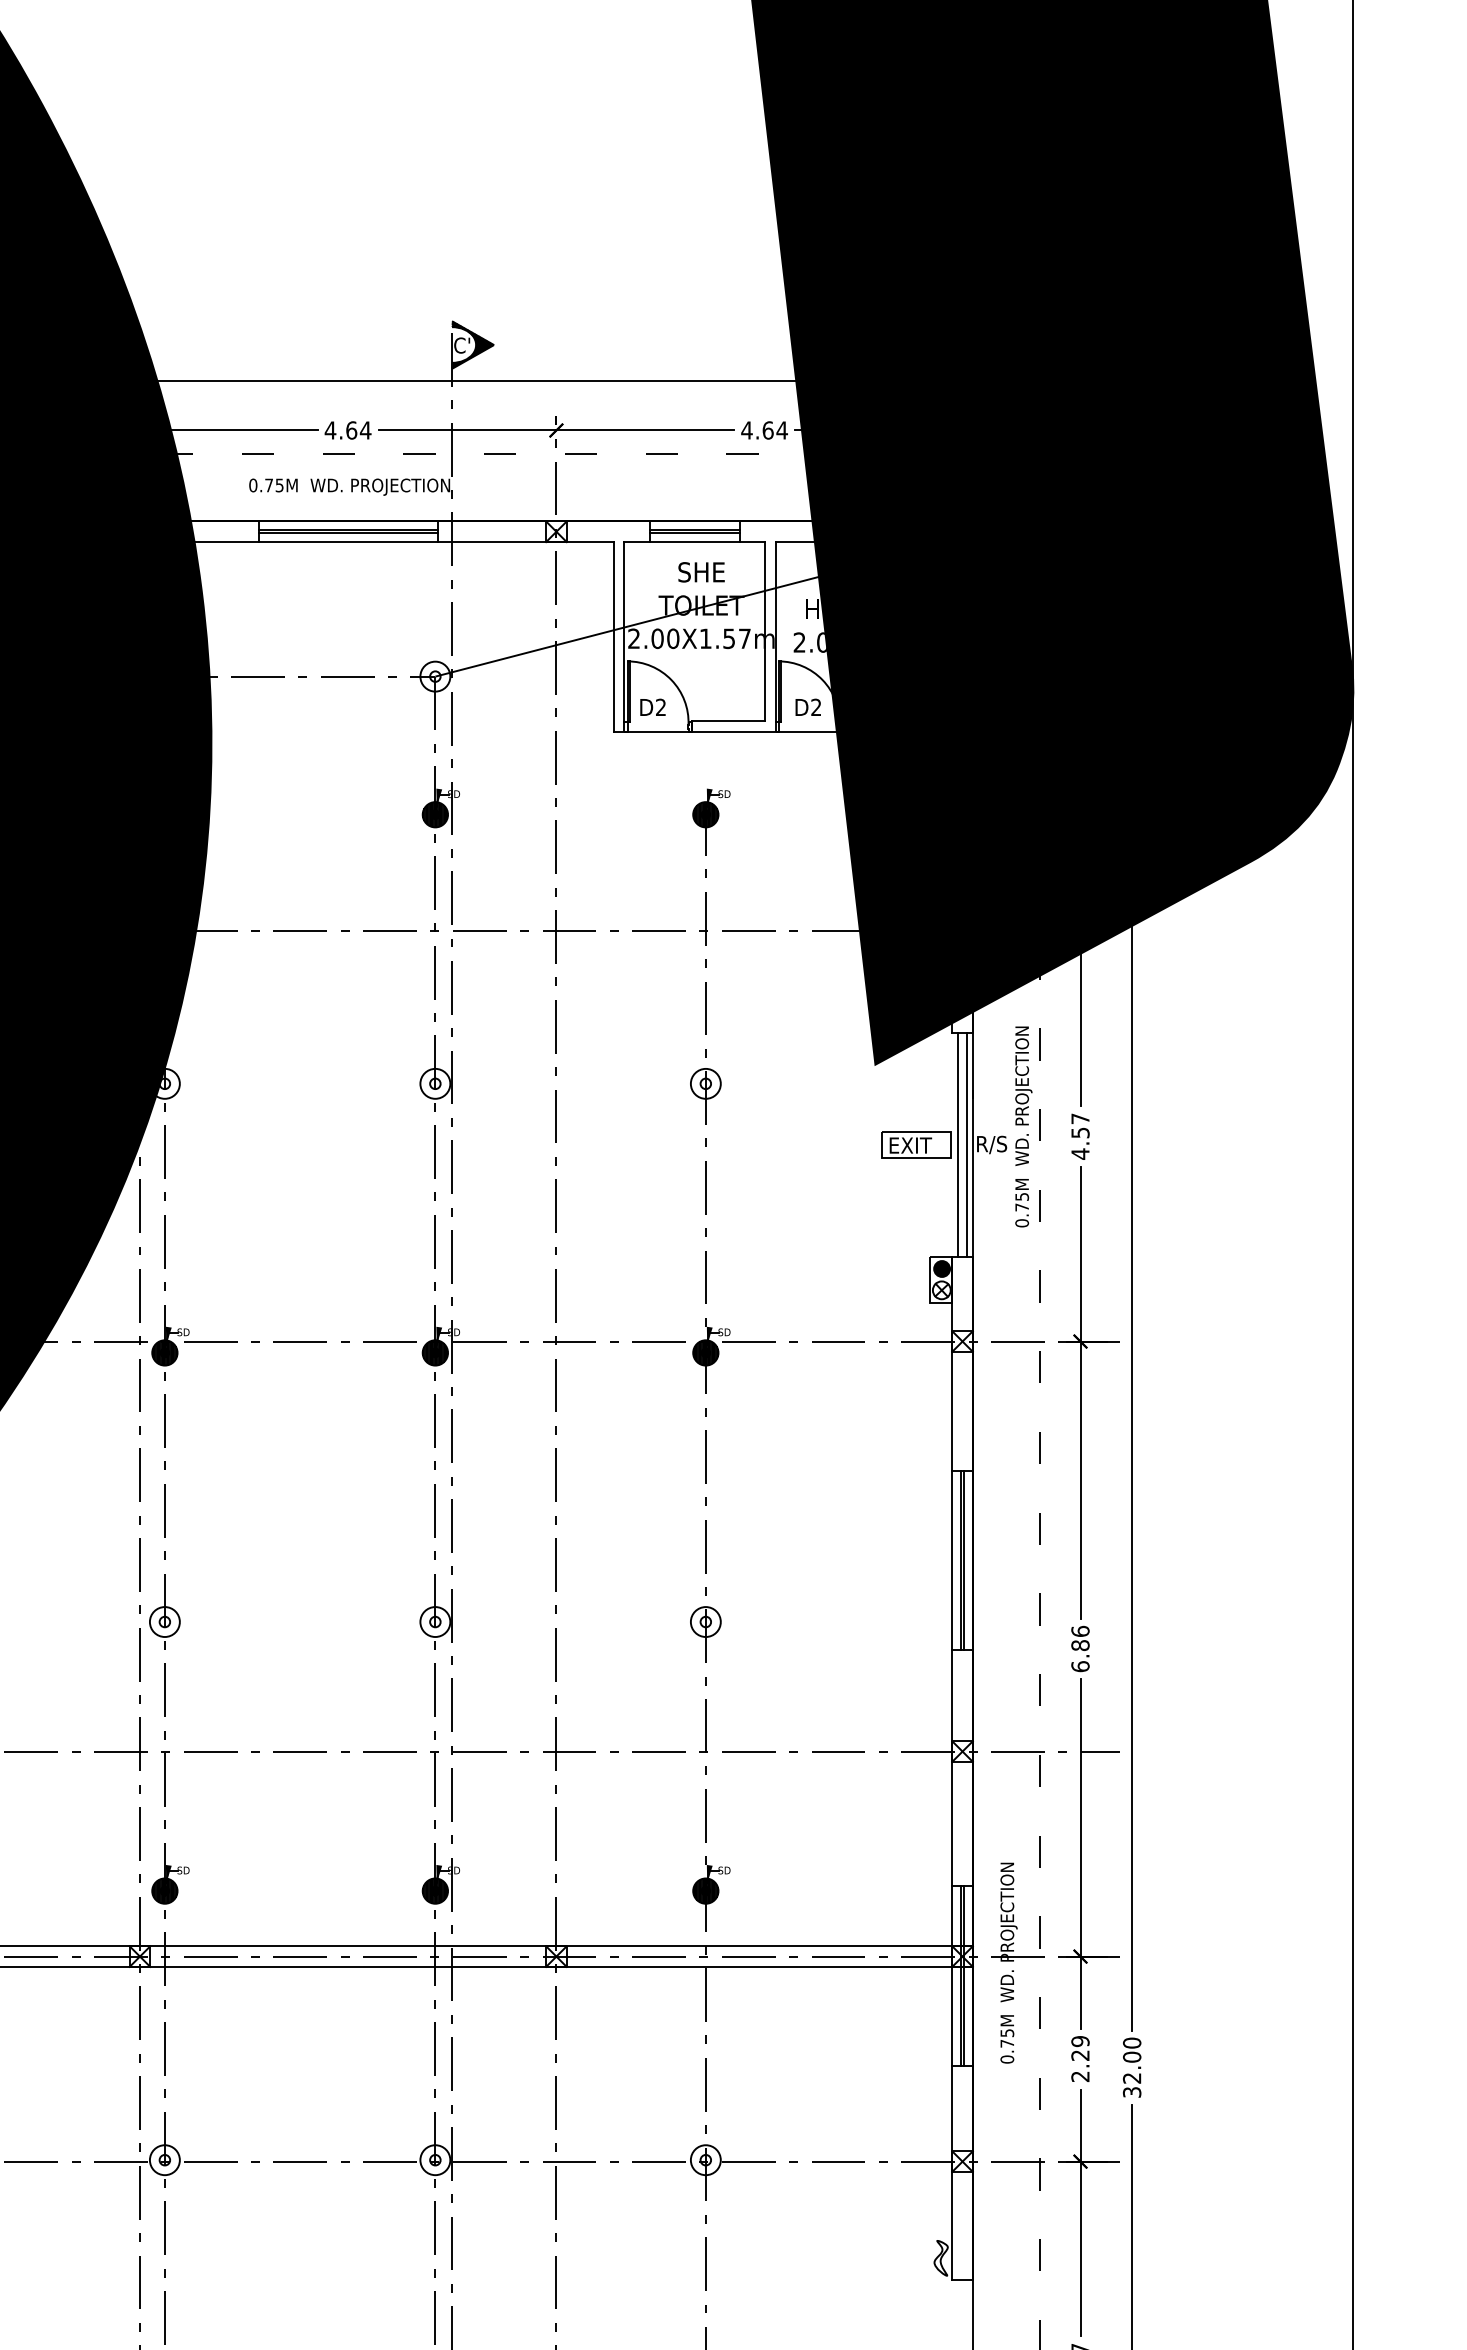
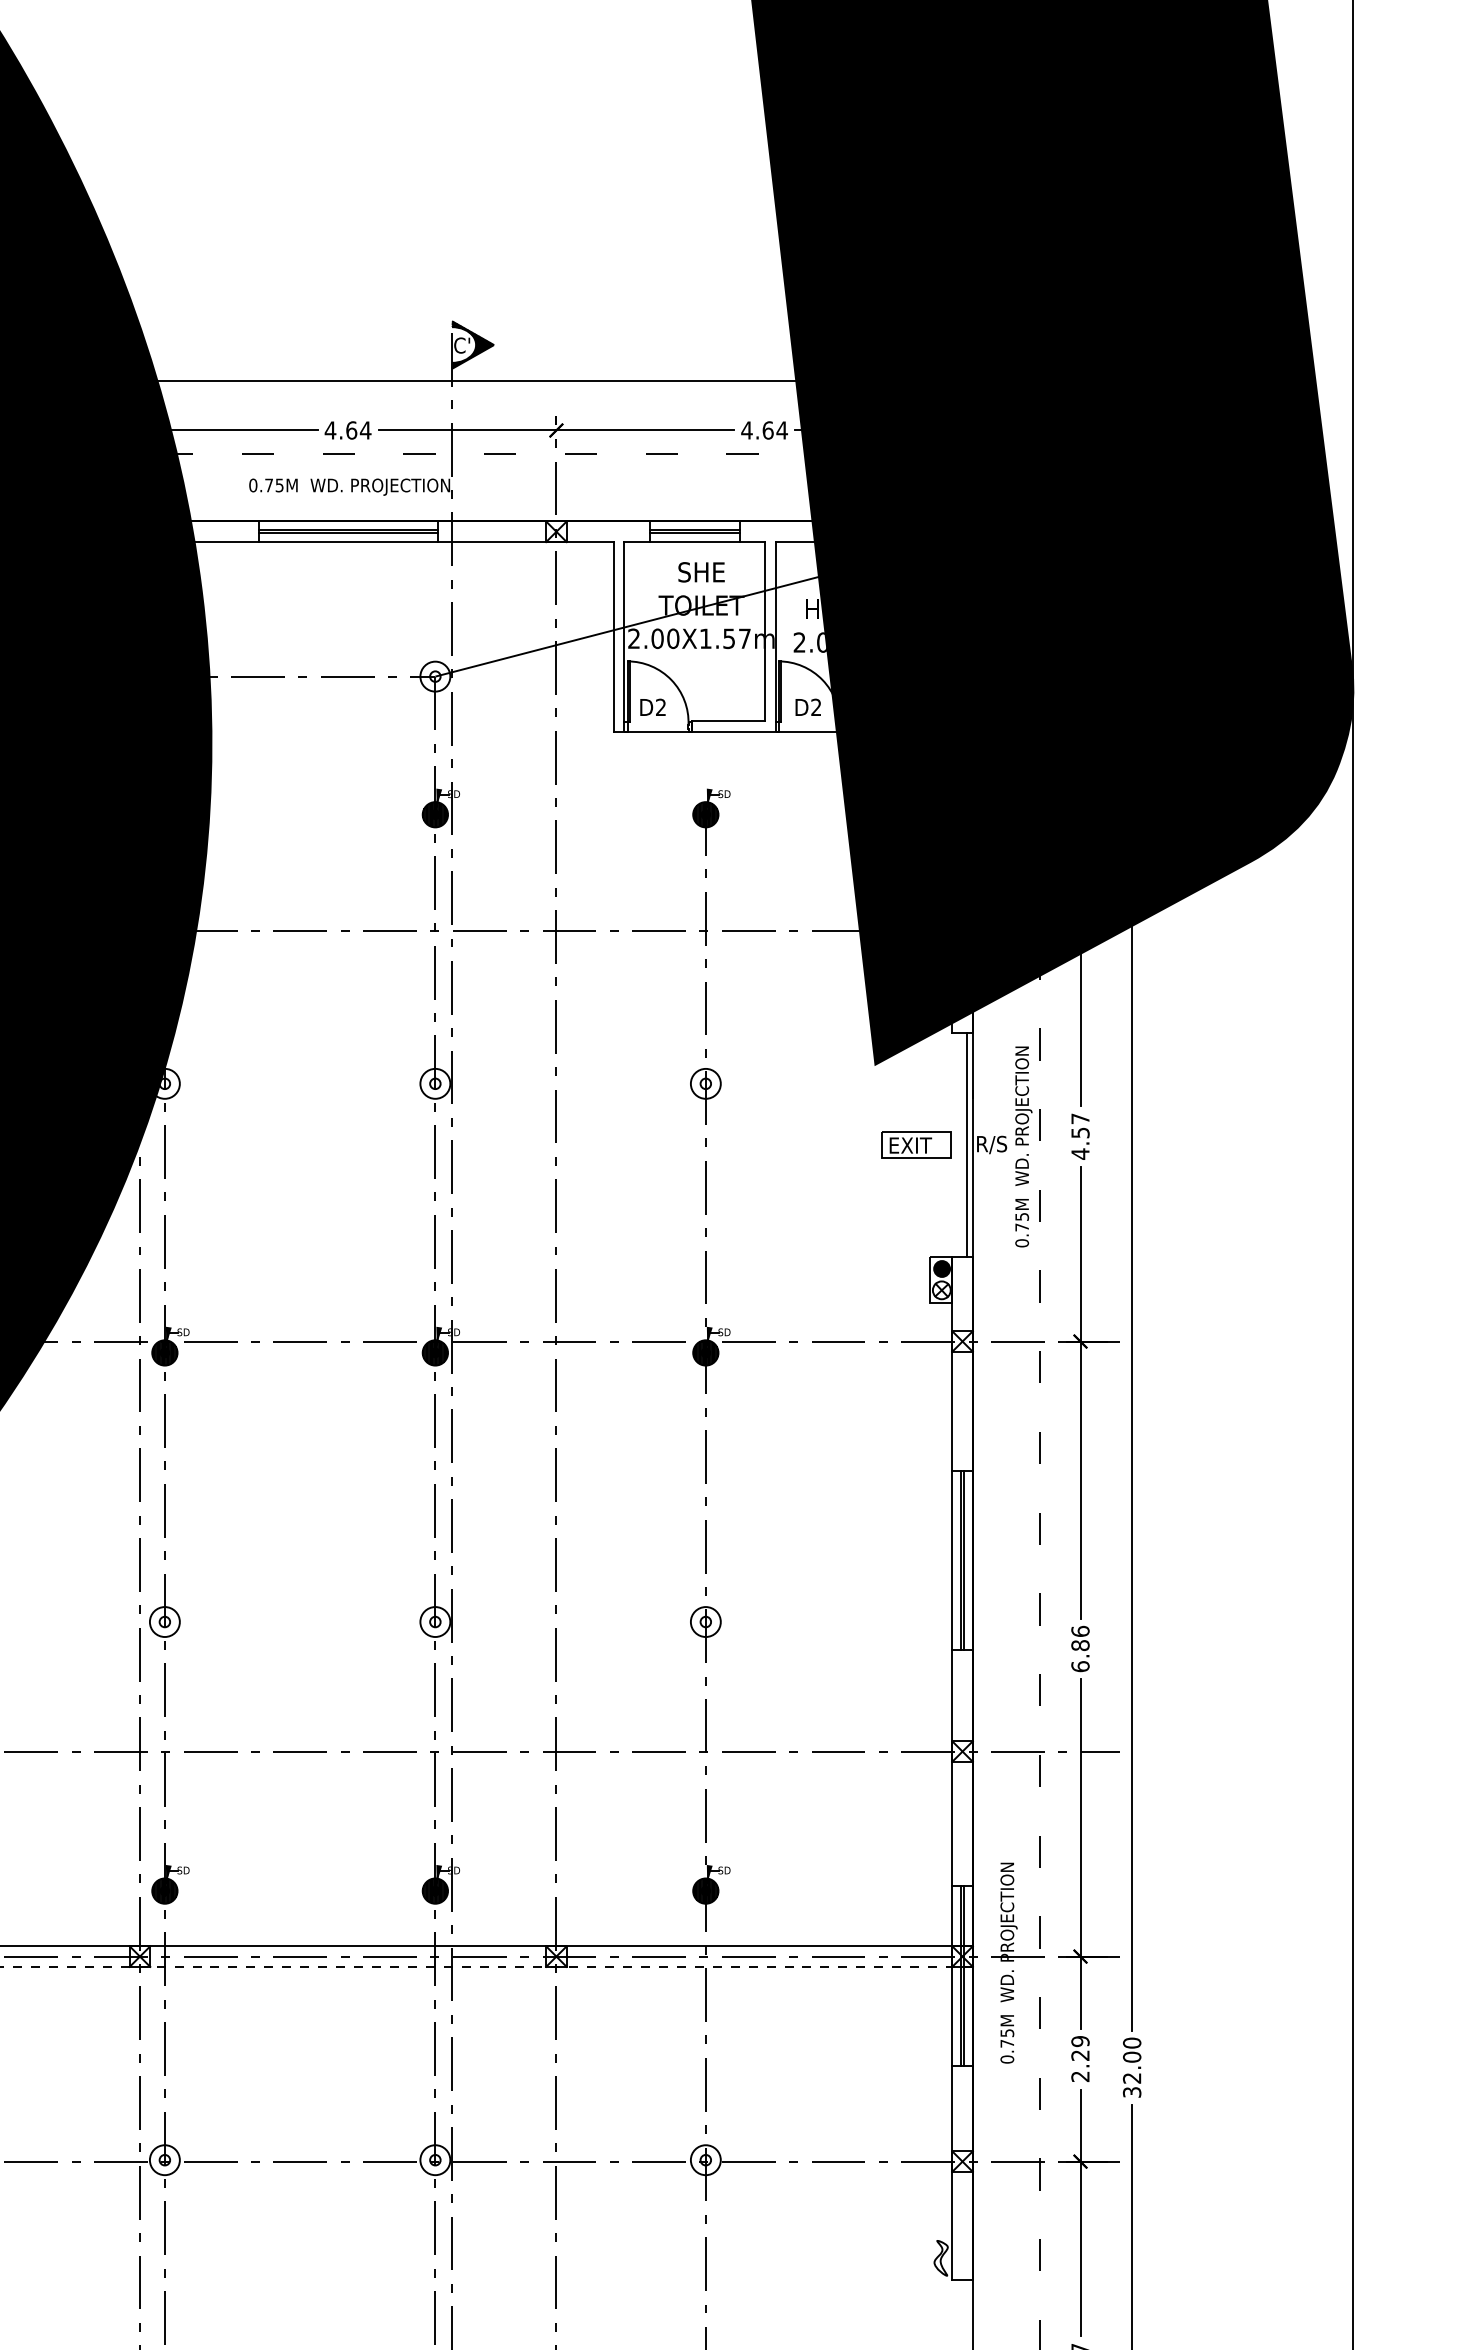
text position: (1023, 1126) -> (1023, 1146) (1023, 1146)
line: present -> none (958, 1144)
line: solid -> dashed (485, 1966)
